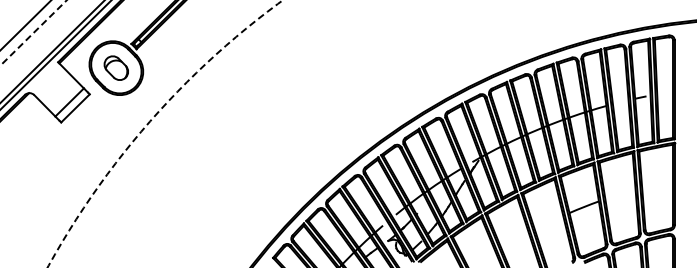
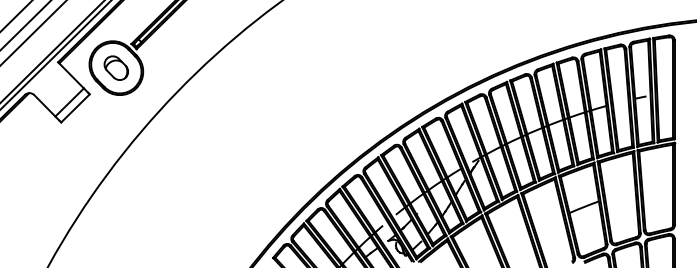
line: none -> present (16, 16)
line: dashed -> solid (33, 33)
arc: dashed -> solid (149, 122)
